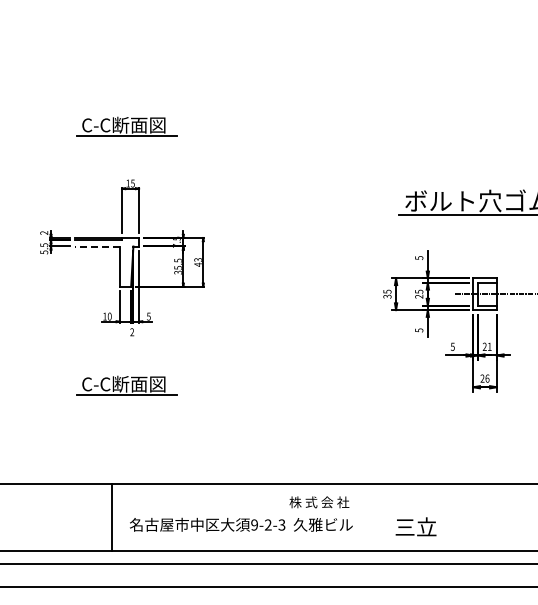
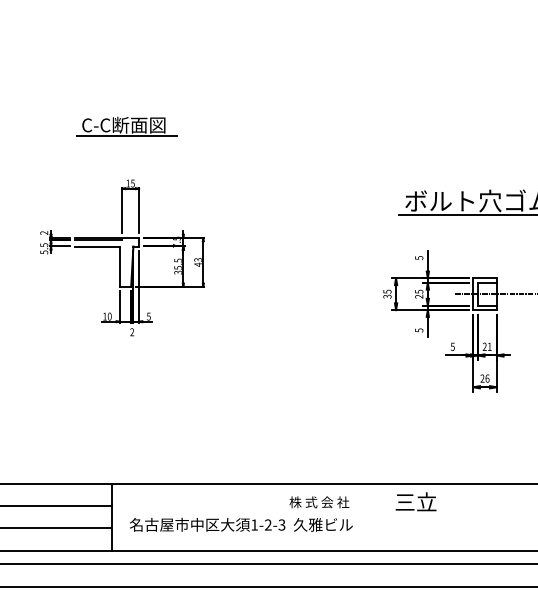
line: dashed -> solid (96, 246)
part: present -> none (126, 385)
line: none -> present (56, 506)
text: 9-2-3 -> 1-2-3 (254, 524)
text position: (415, 526) -> (415, 501) (415, 501)
line: none -> present (56, 528)
